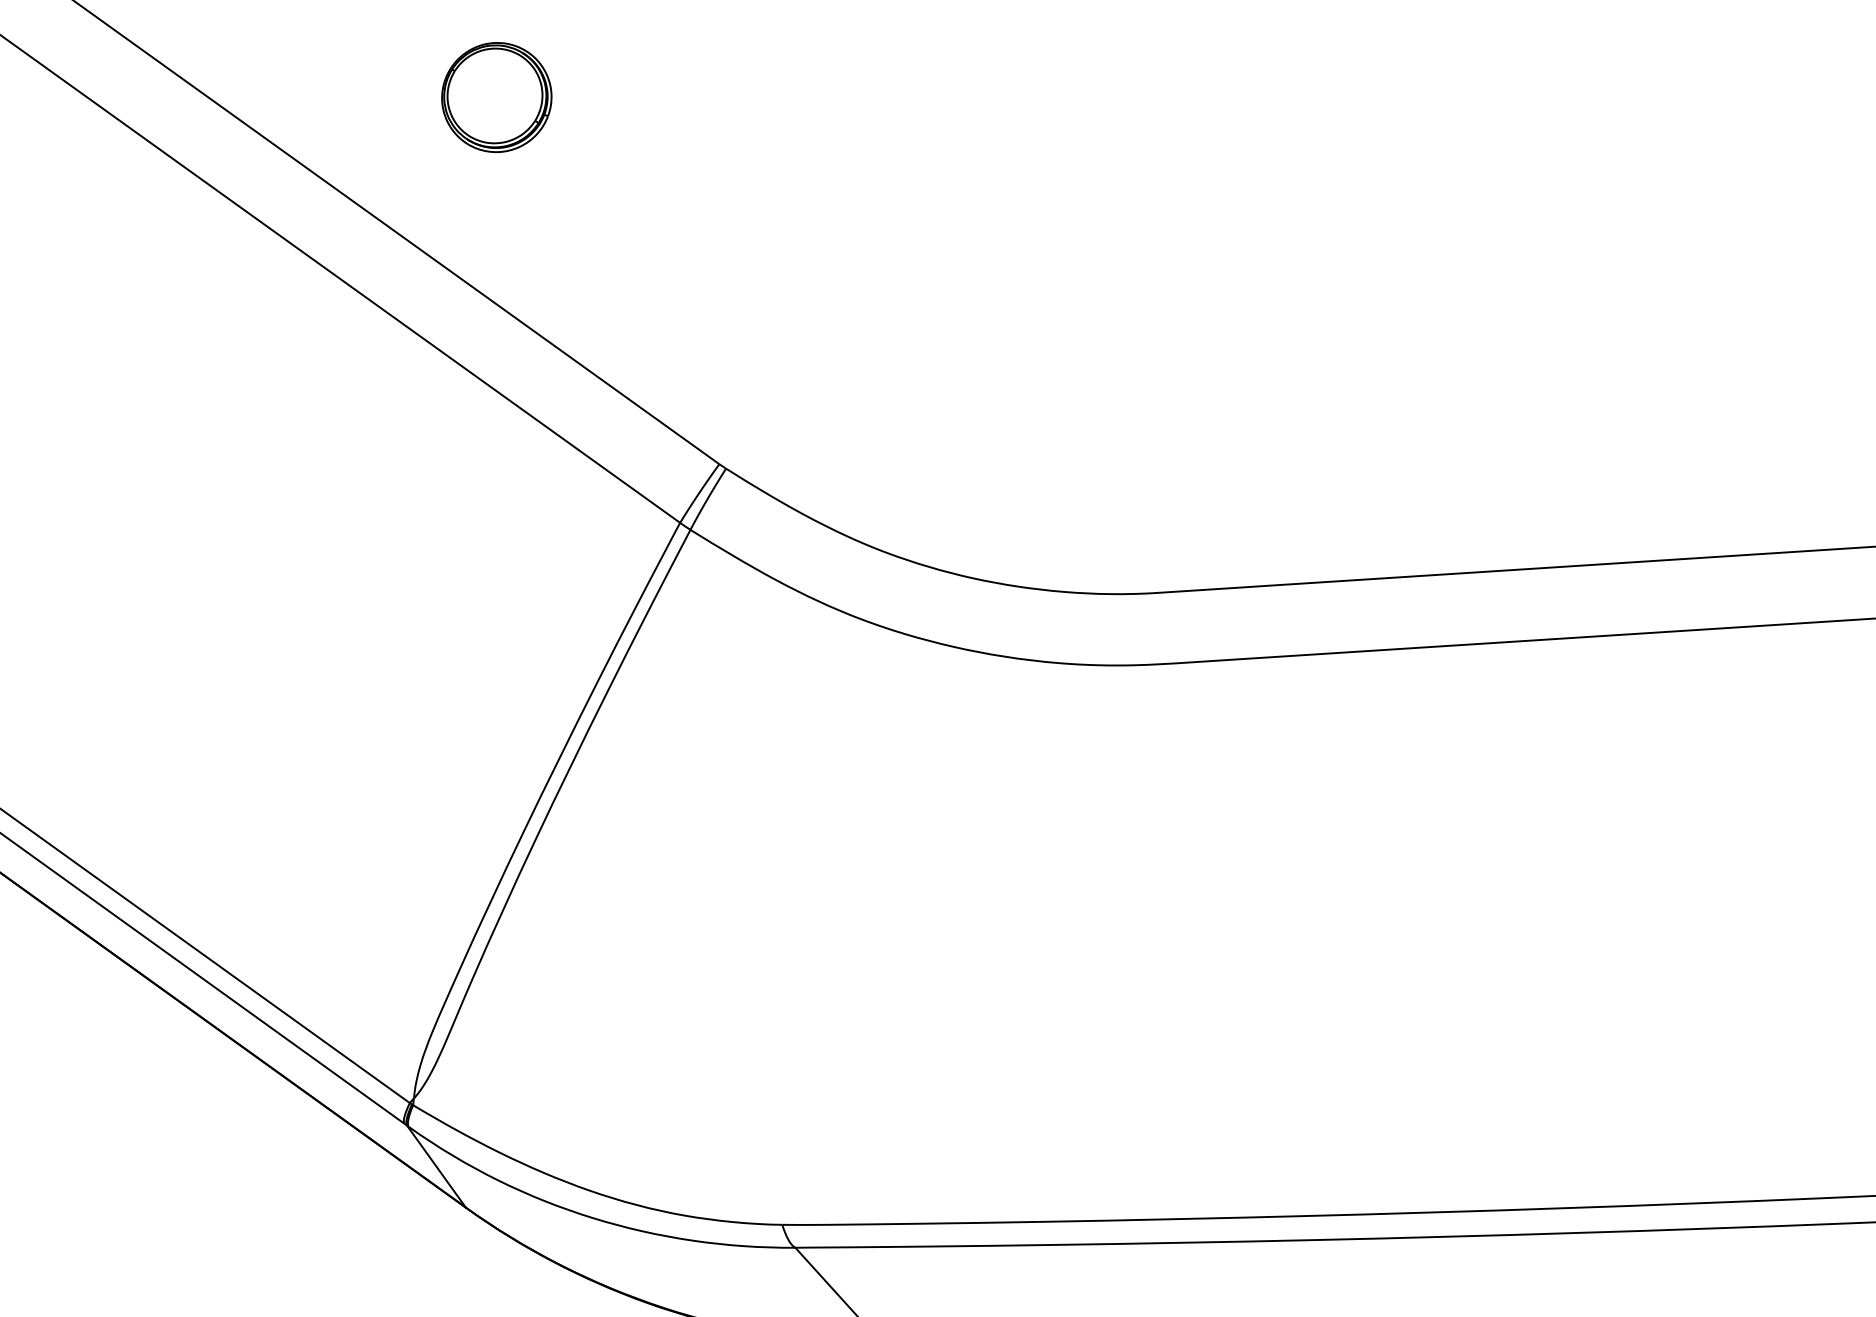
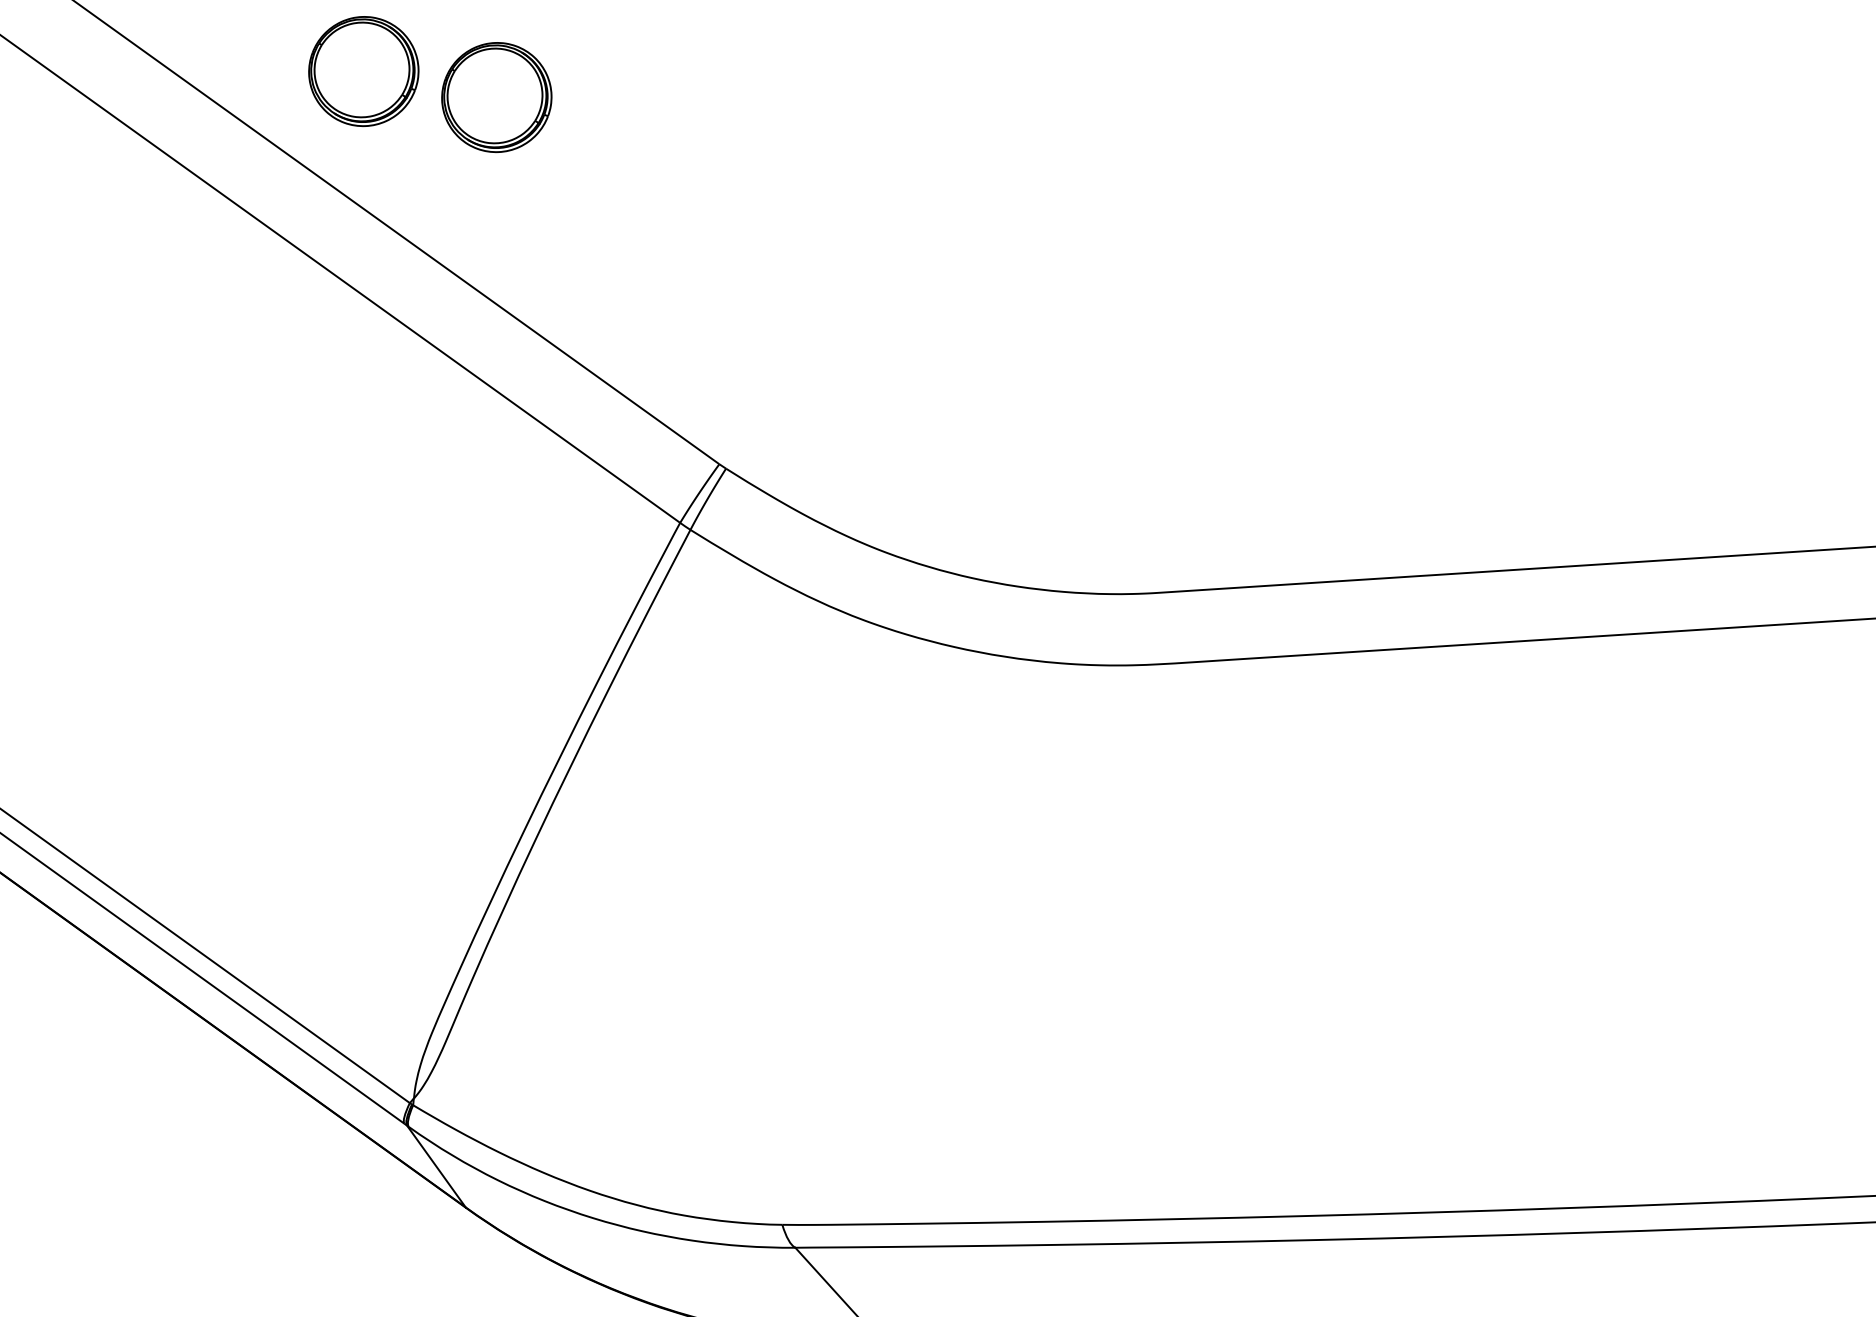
part: none -> present (363, 71)
